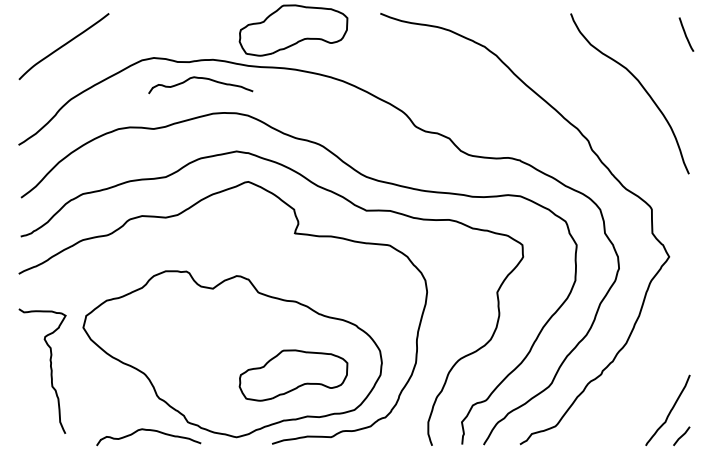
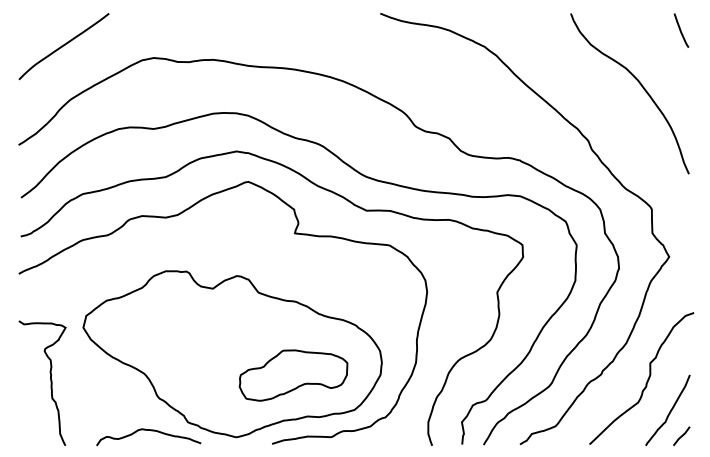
part: present -> none (293, 30)
curve position: (686, 34) -> (681, 30) (681, 30)
curve: present -> none (203, 79)
curve position: (50, 370) -> (50, 382) (50, 382)
curve: none -> present (646, 381)
